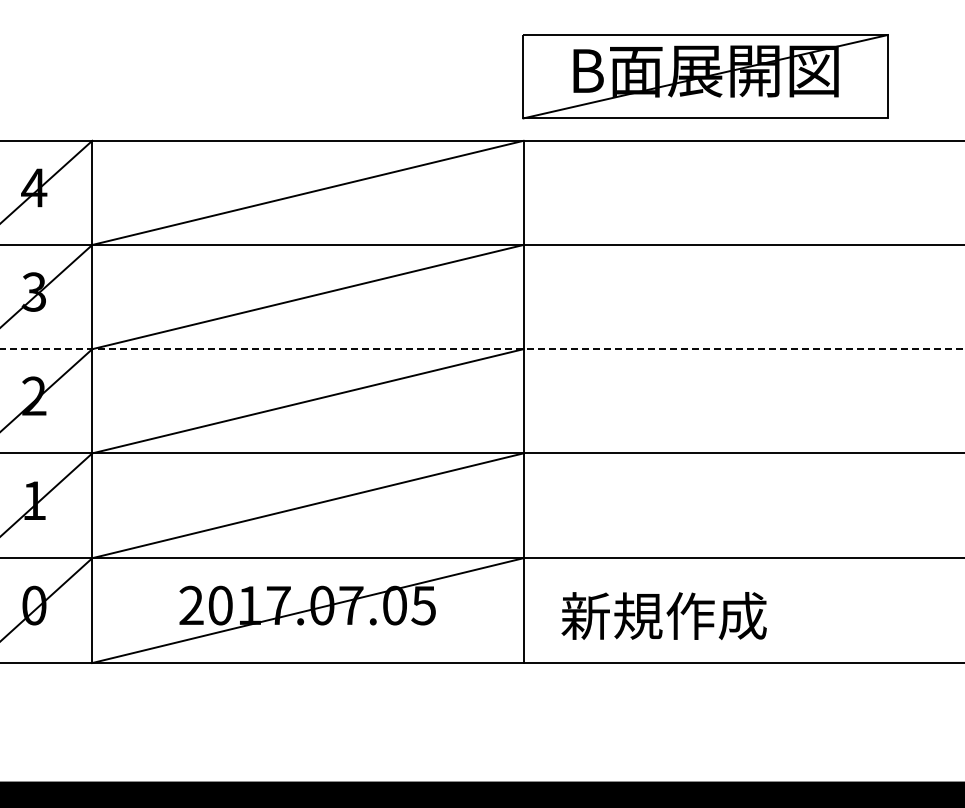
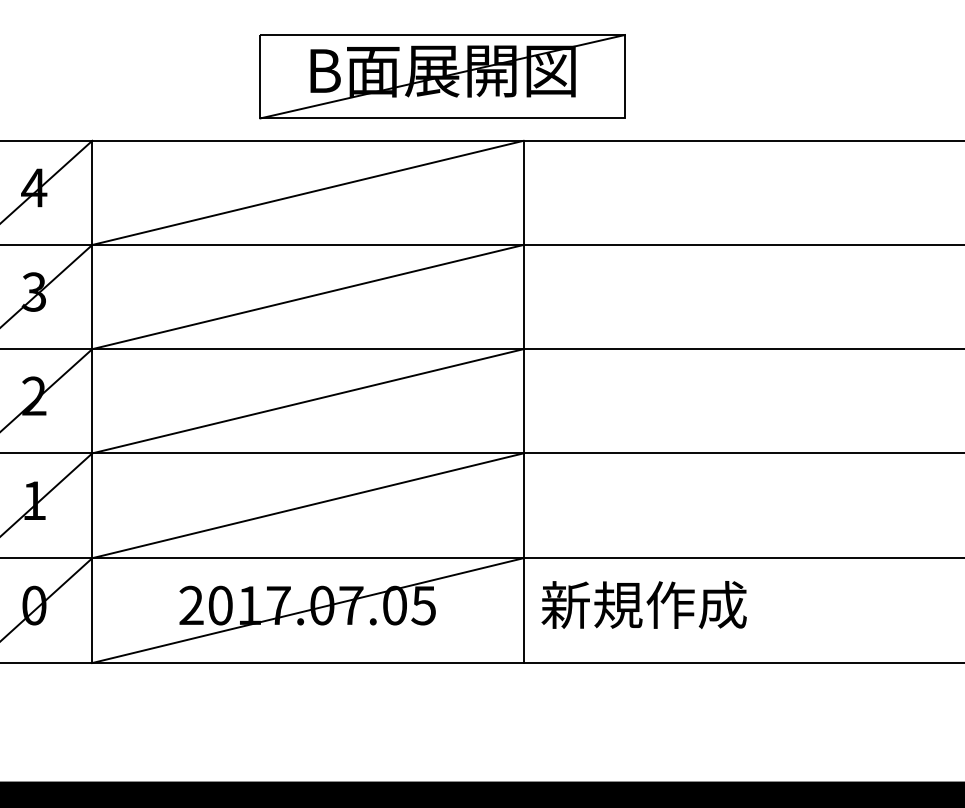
part position: (705, 76) -> (442, 76) (442, 76)
line: dashed -> solid (482, 349)
text position: (663, 615) -> (643, 604) (643, 604)
